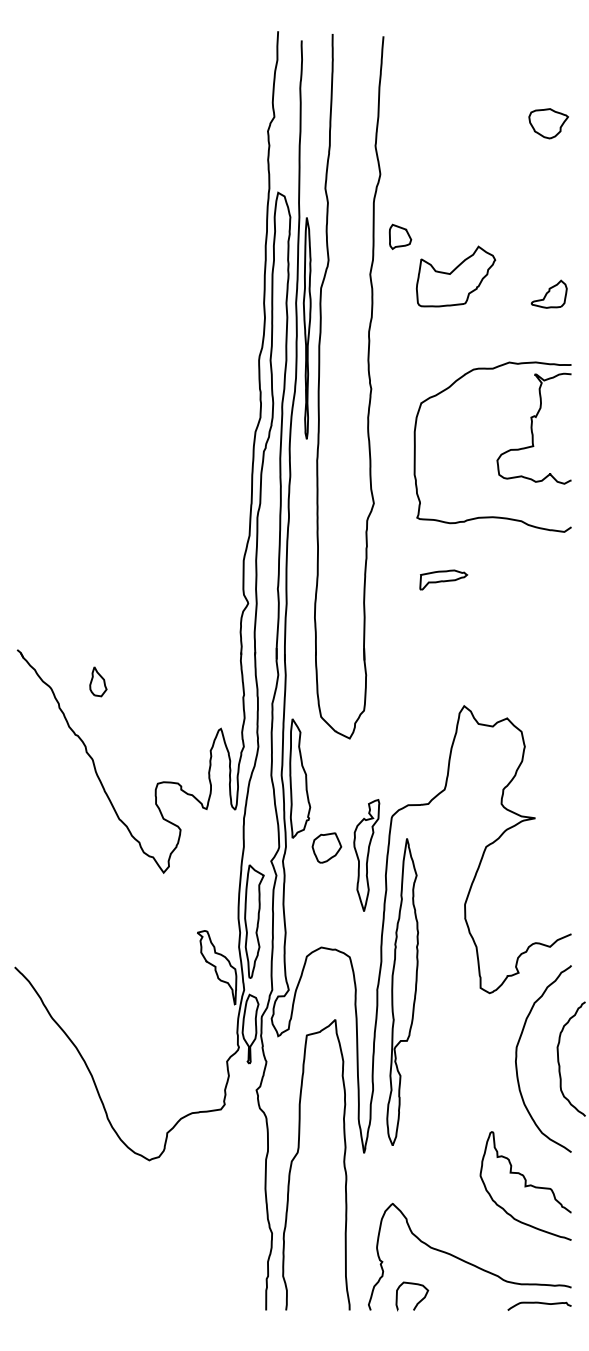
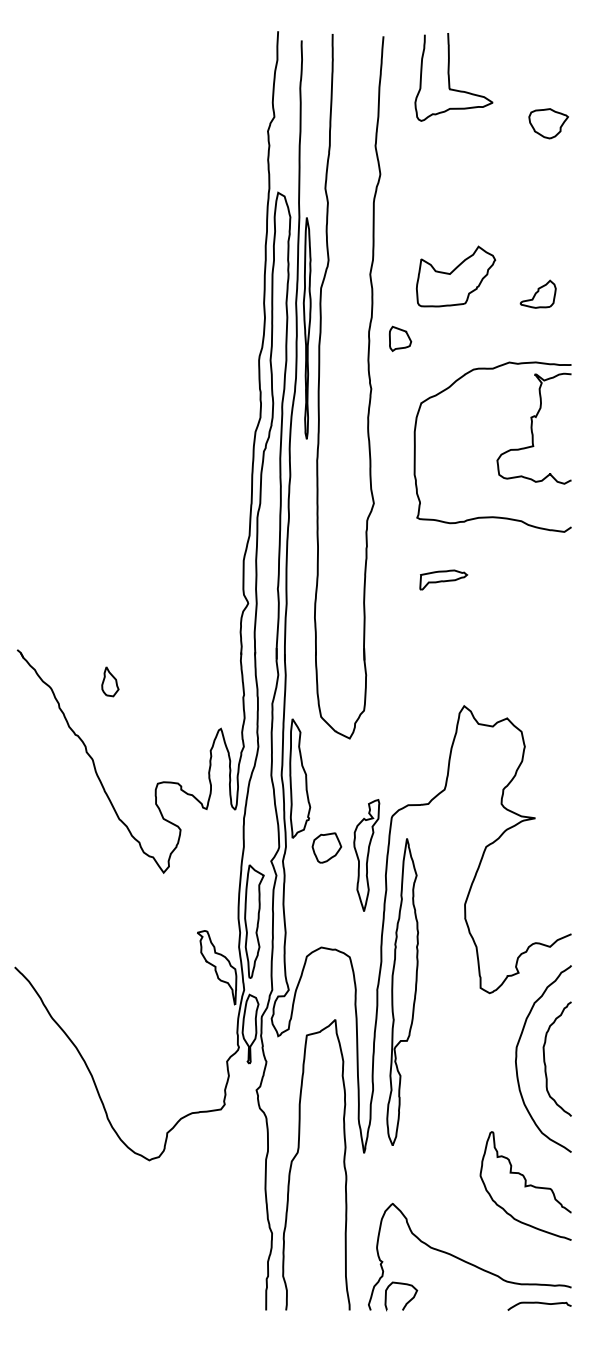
curve: none -> present (449, 77)
part position: (400, 236) -> (400, 338) (400, 338)
part position: (548, 293) -> (537, 293) (537, 293)
part position: (98, 681) -> (110, 681) (110, 681)
curve position: (559, 1058) -> (545, 1058) (545, 1058)
curve position: (418, 1301) -> (407, 1301) (407, 1301)
